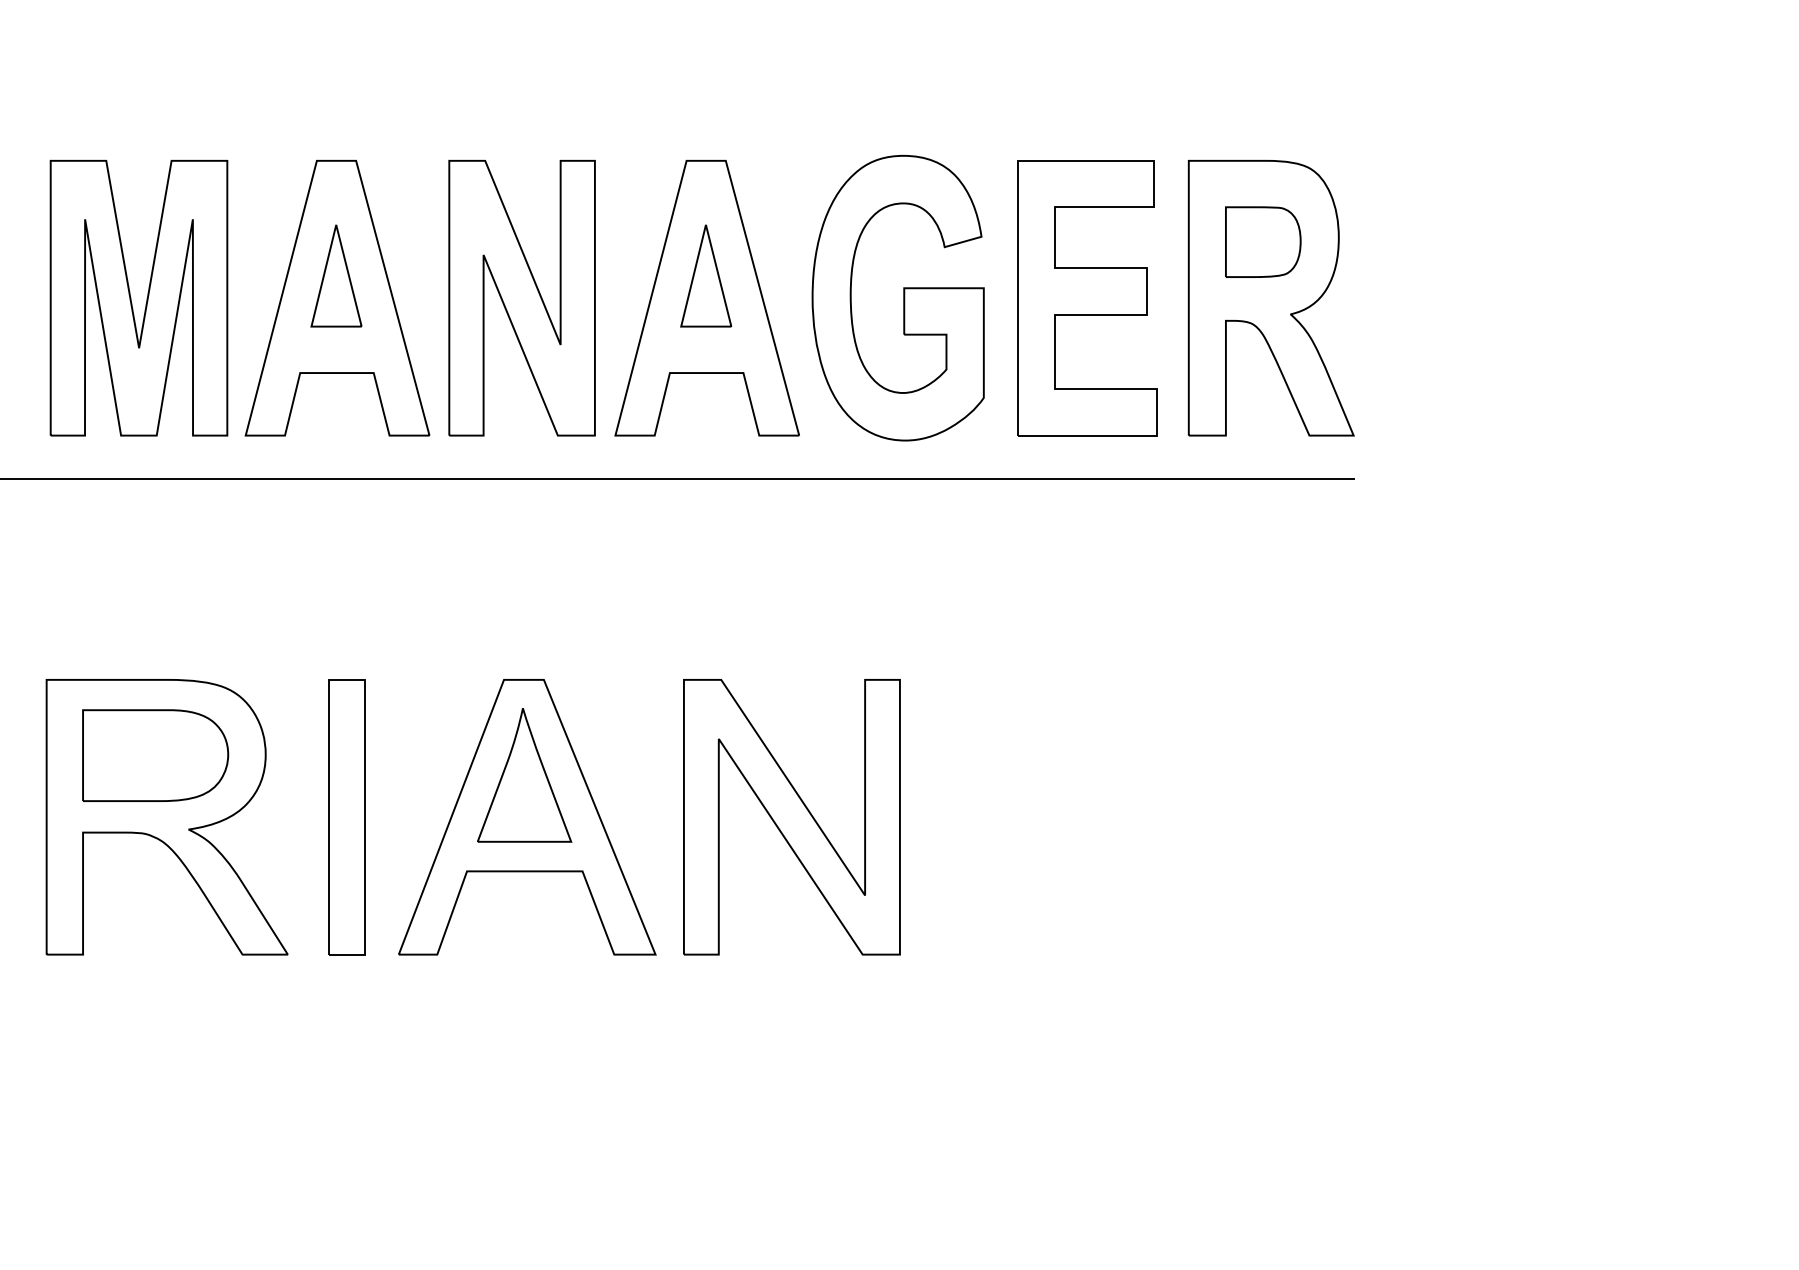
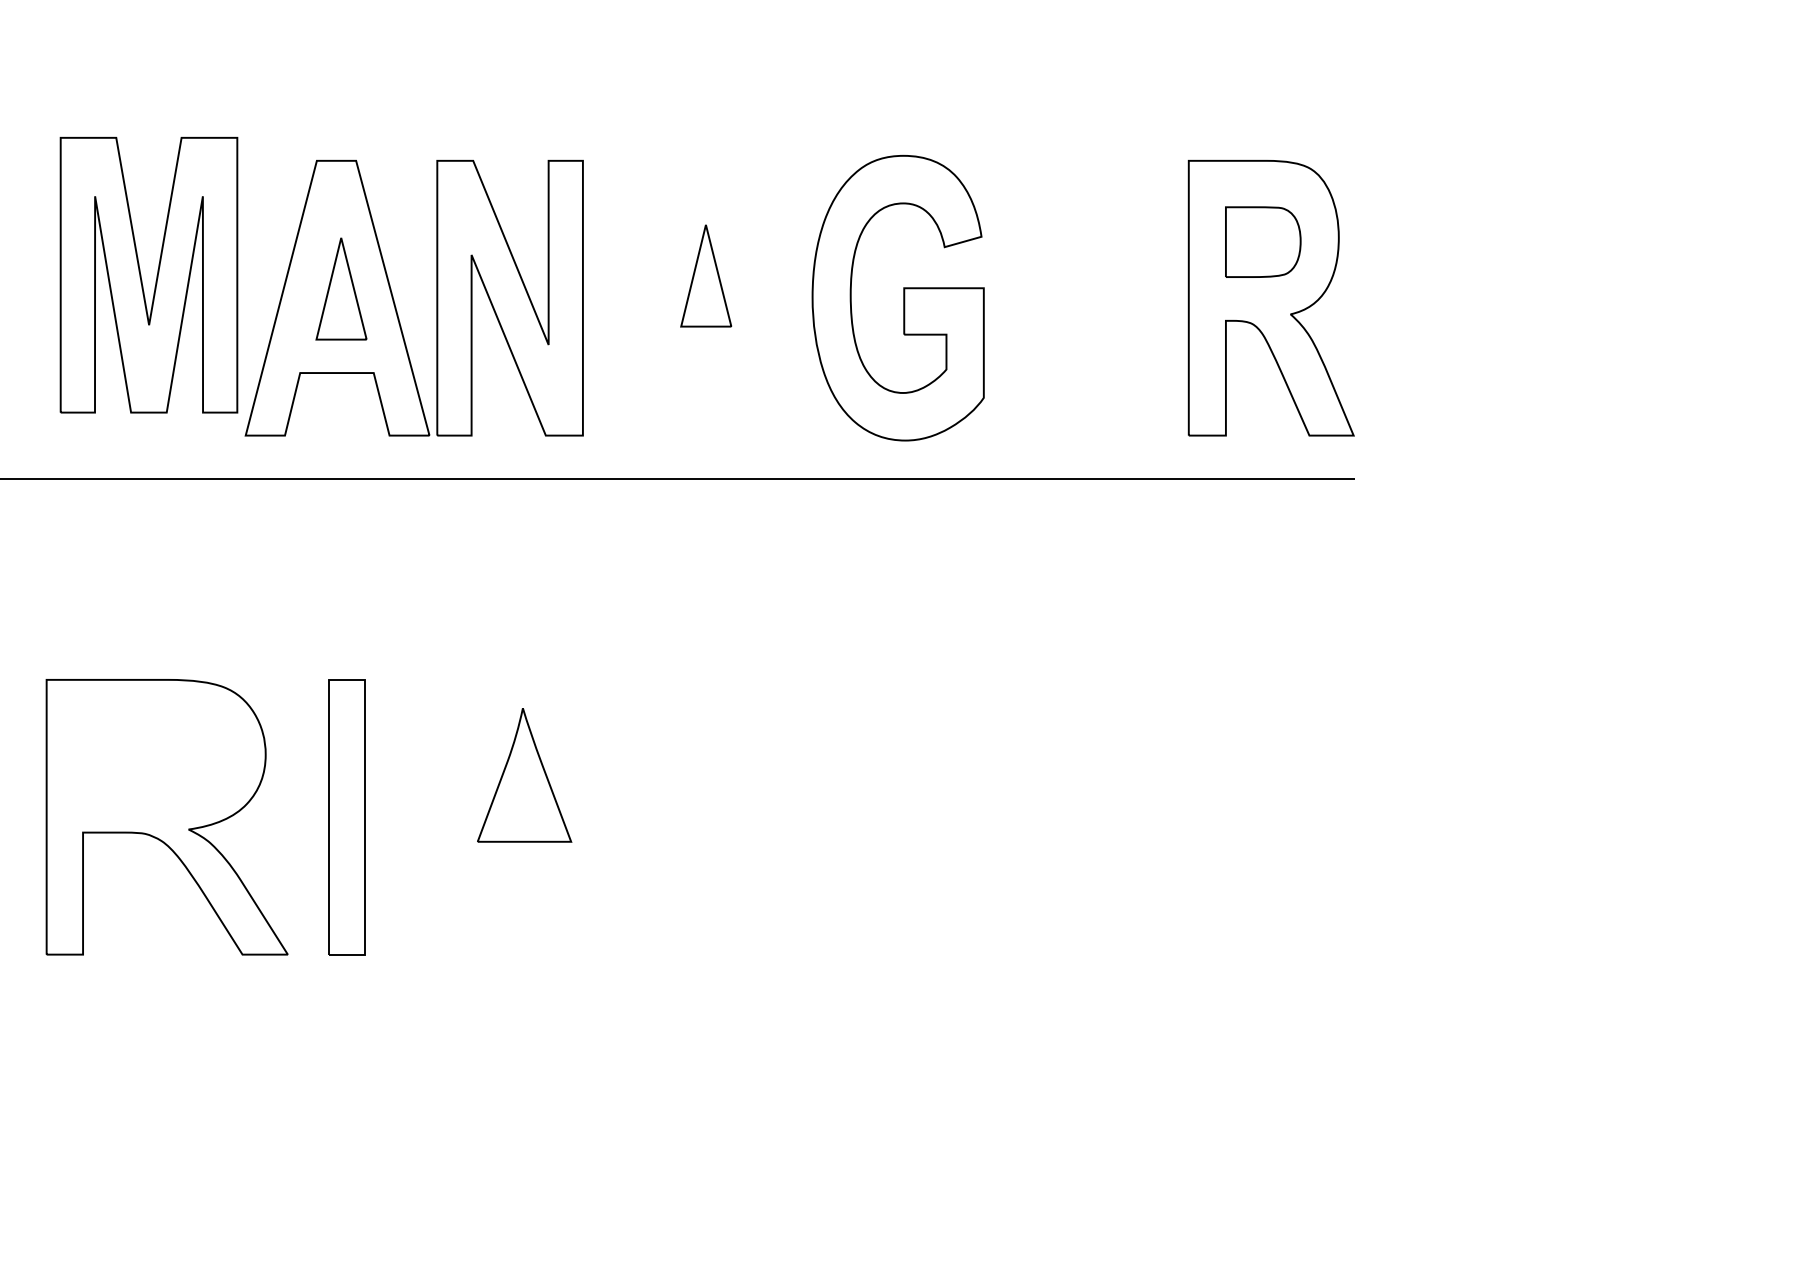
part position: (336, 275) -> (341, 288) (341, 288)
part position: (131, 298) -> (141, 275) (141, 275)
part position: (521, 298) -> (509, 298) (509, 298)
part: present -> none (706, 298)
part: present -> none (1087, 298)
part: present -> none (155, 755)
part: present -> none (527, 817)
part: present -> none (791, 817)
